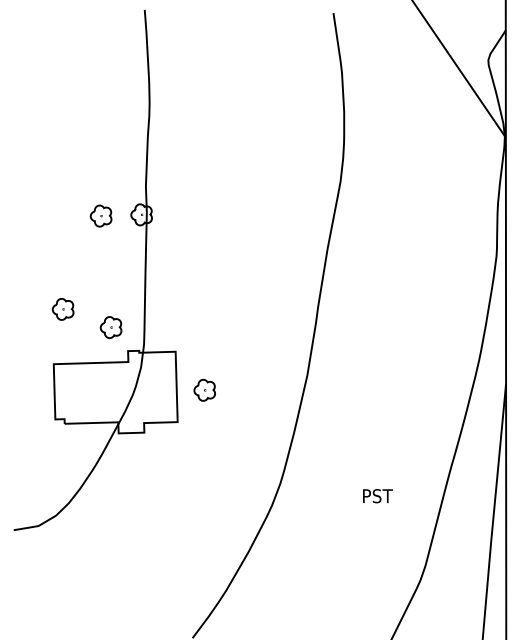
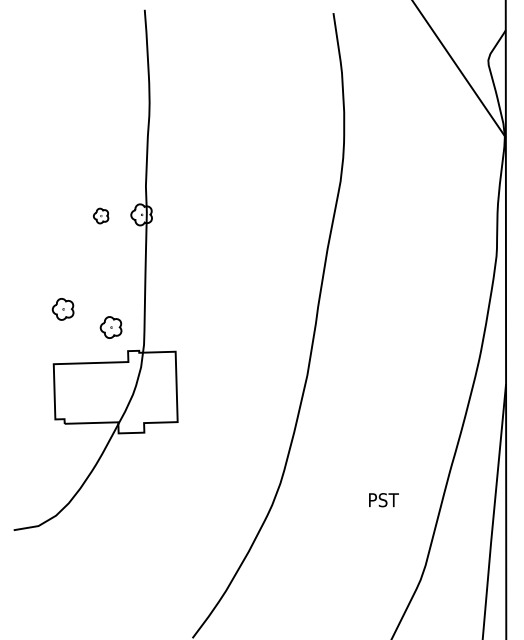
part size: 24x24 px -> 17x18 px (101, 215)
part: present -> none (204, 390)
text position: (377, 496) -> (383, 500) (383, 500)
